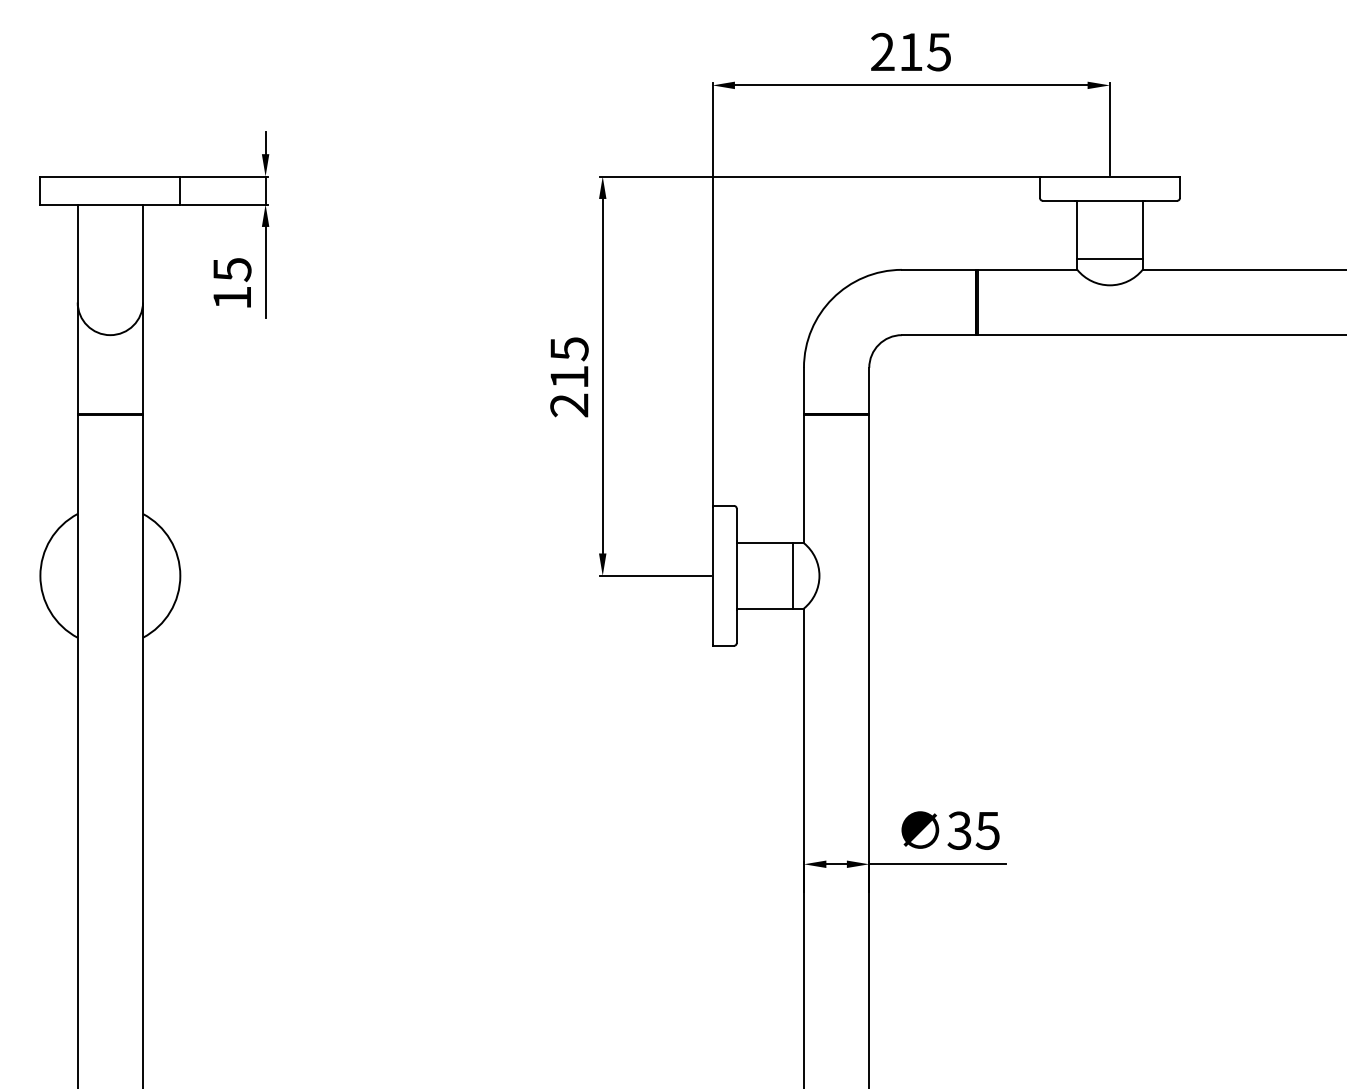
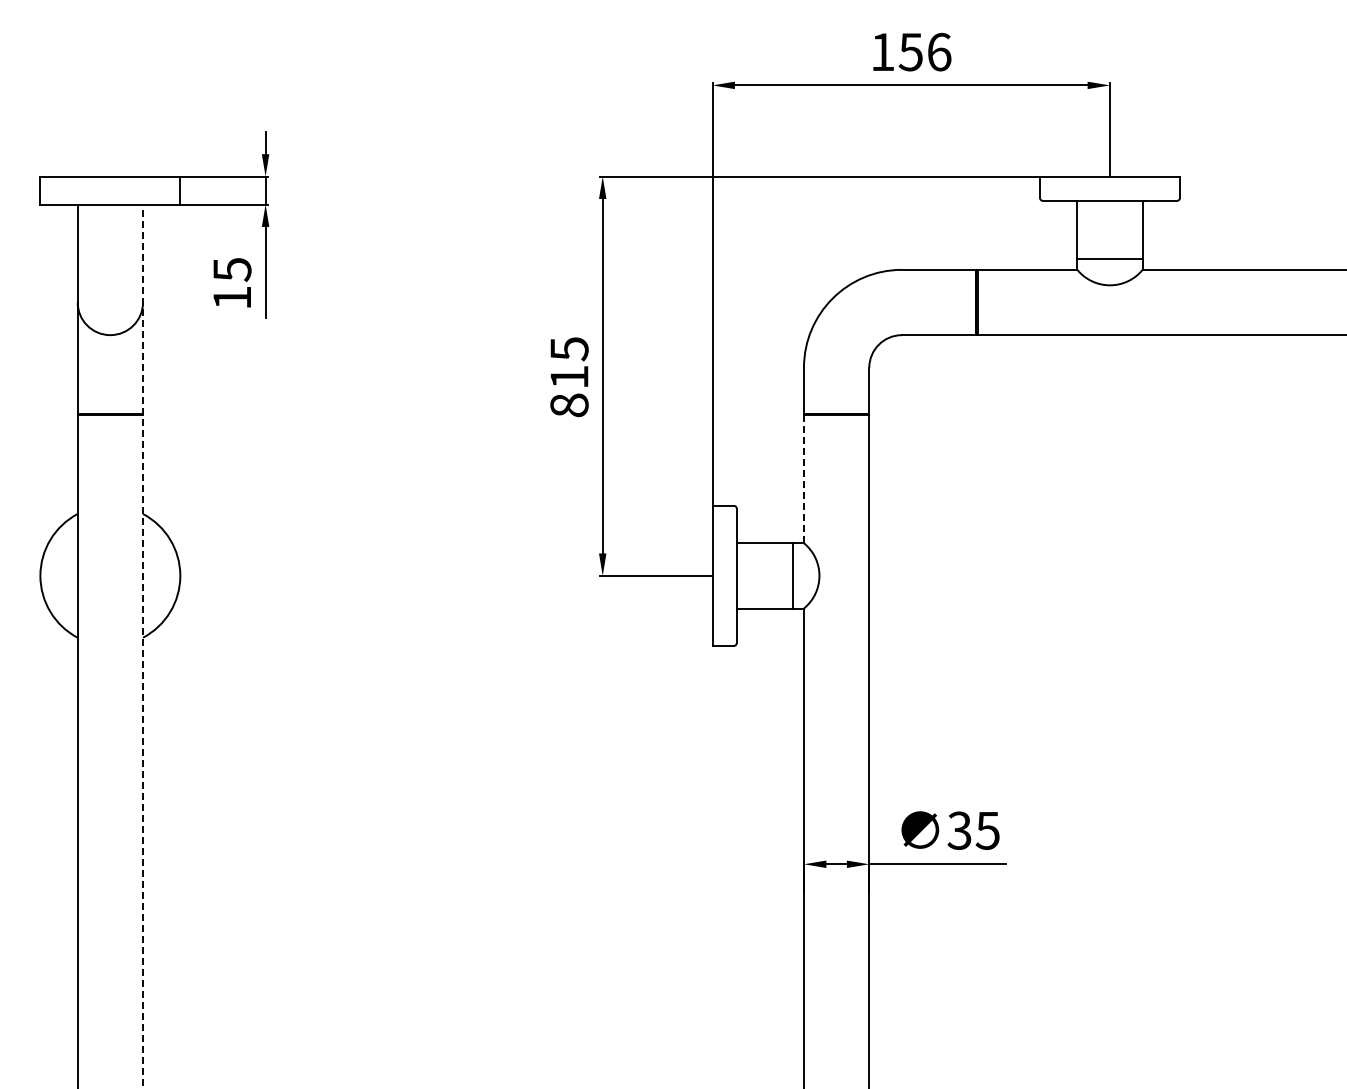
text: 215 -> 156 (911, 51)
text: 215 -> 815 (569, 405)
line: solid -> dashed (803, 479)
line: solid -> dashed (143, 646)
